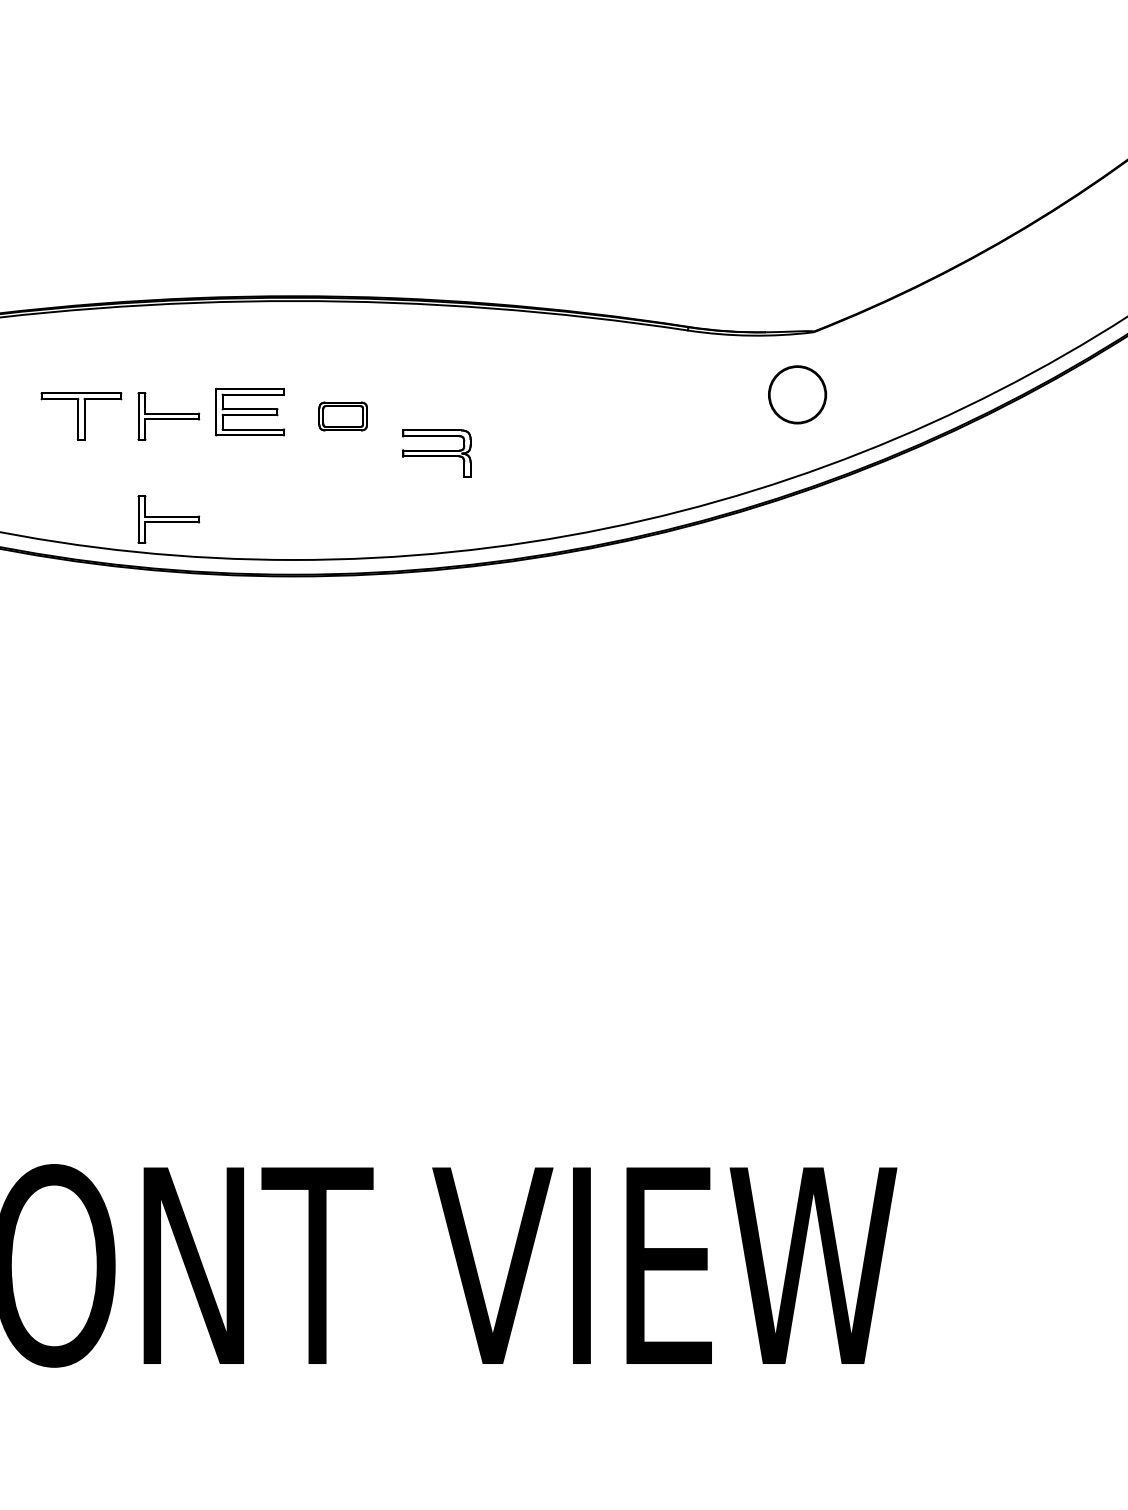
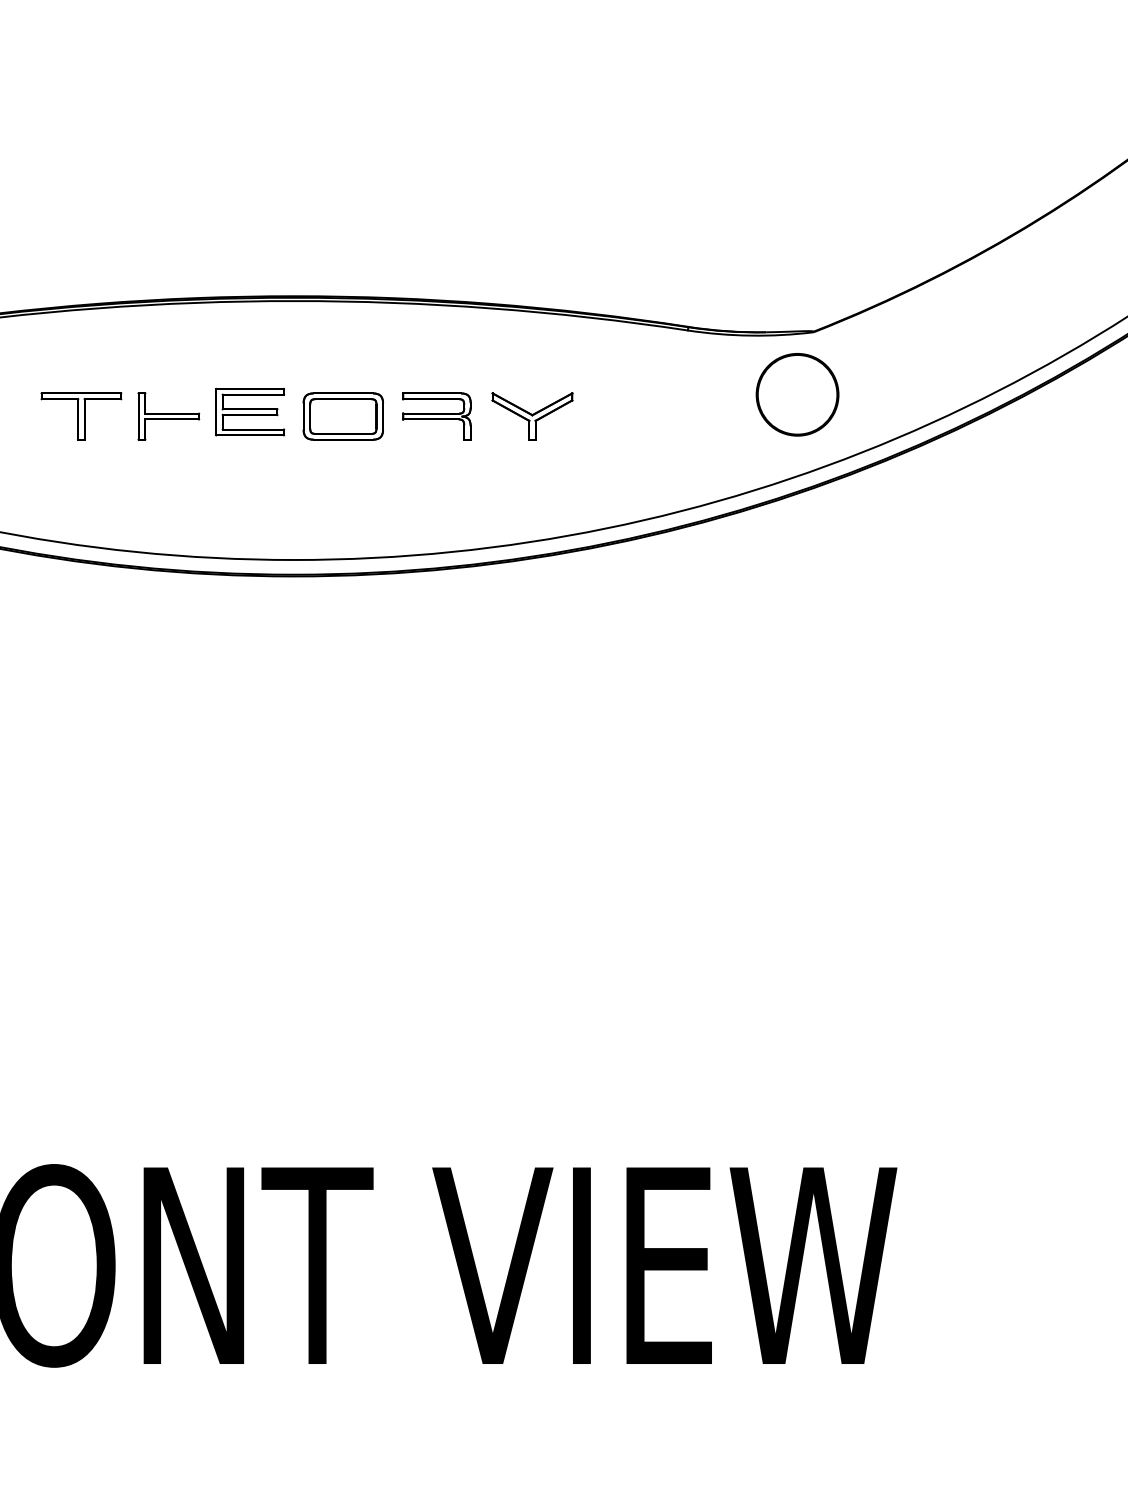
part size: 60x60 px -> 85x84 px (797, 394)
part size: 50x31 px -> 82x49 px (342, 416)
part: none -> present (532, 416)
part position: (436, 453) -> (436, 416) (436, 416)
part: present -> none (168, 519)
